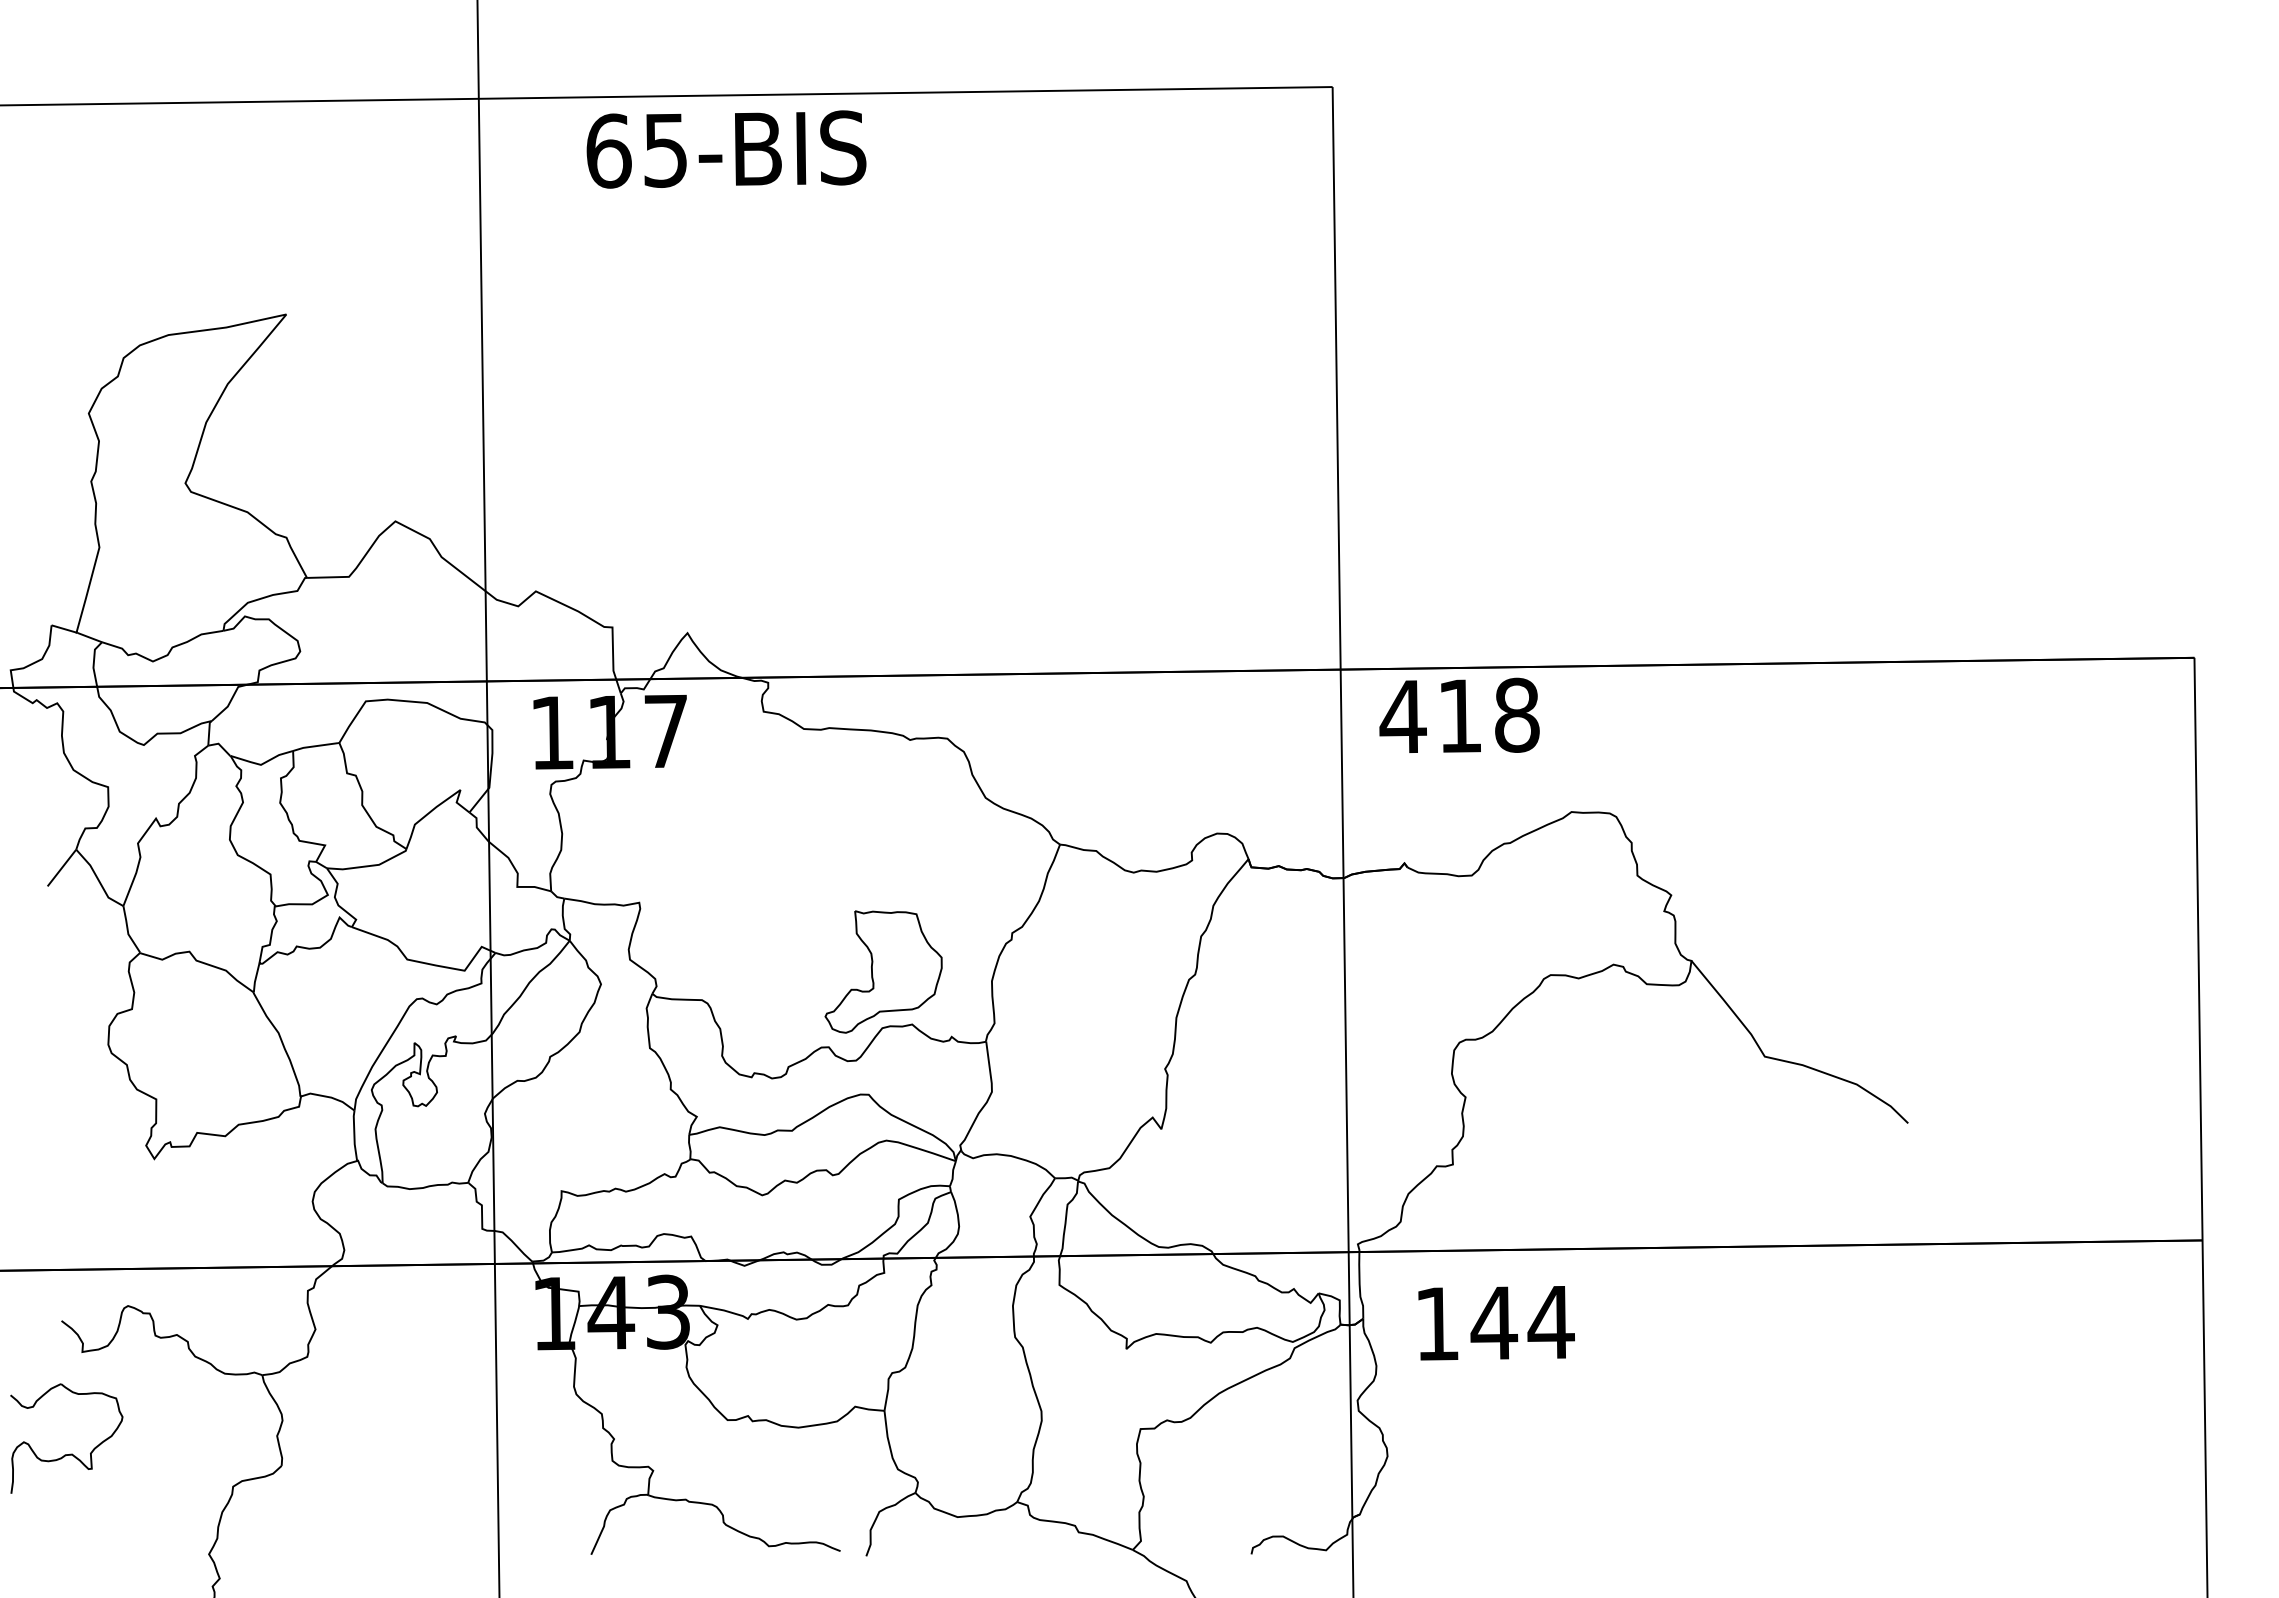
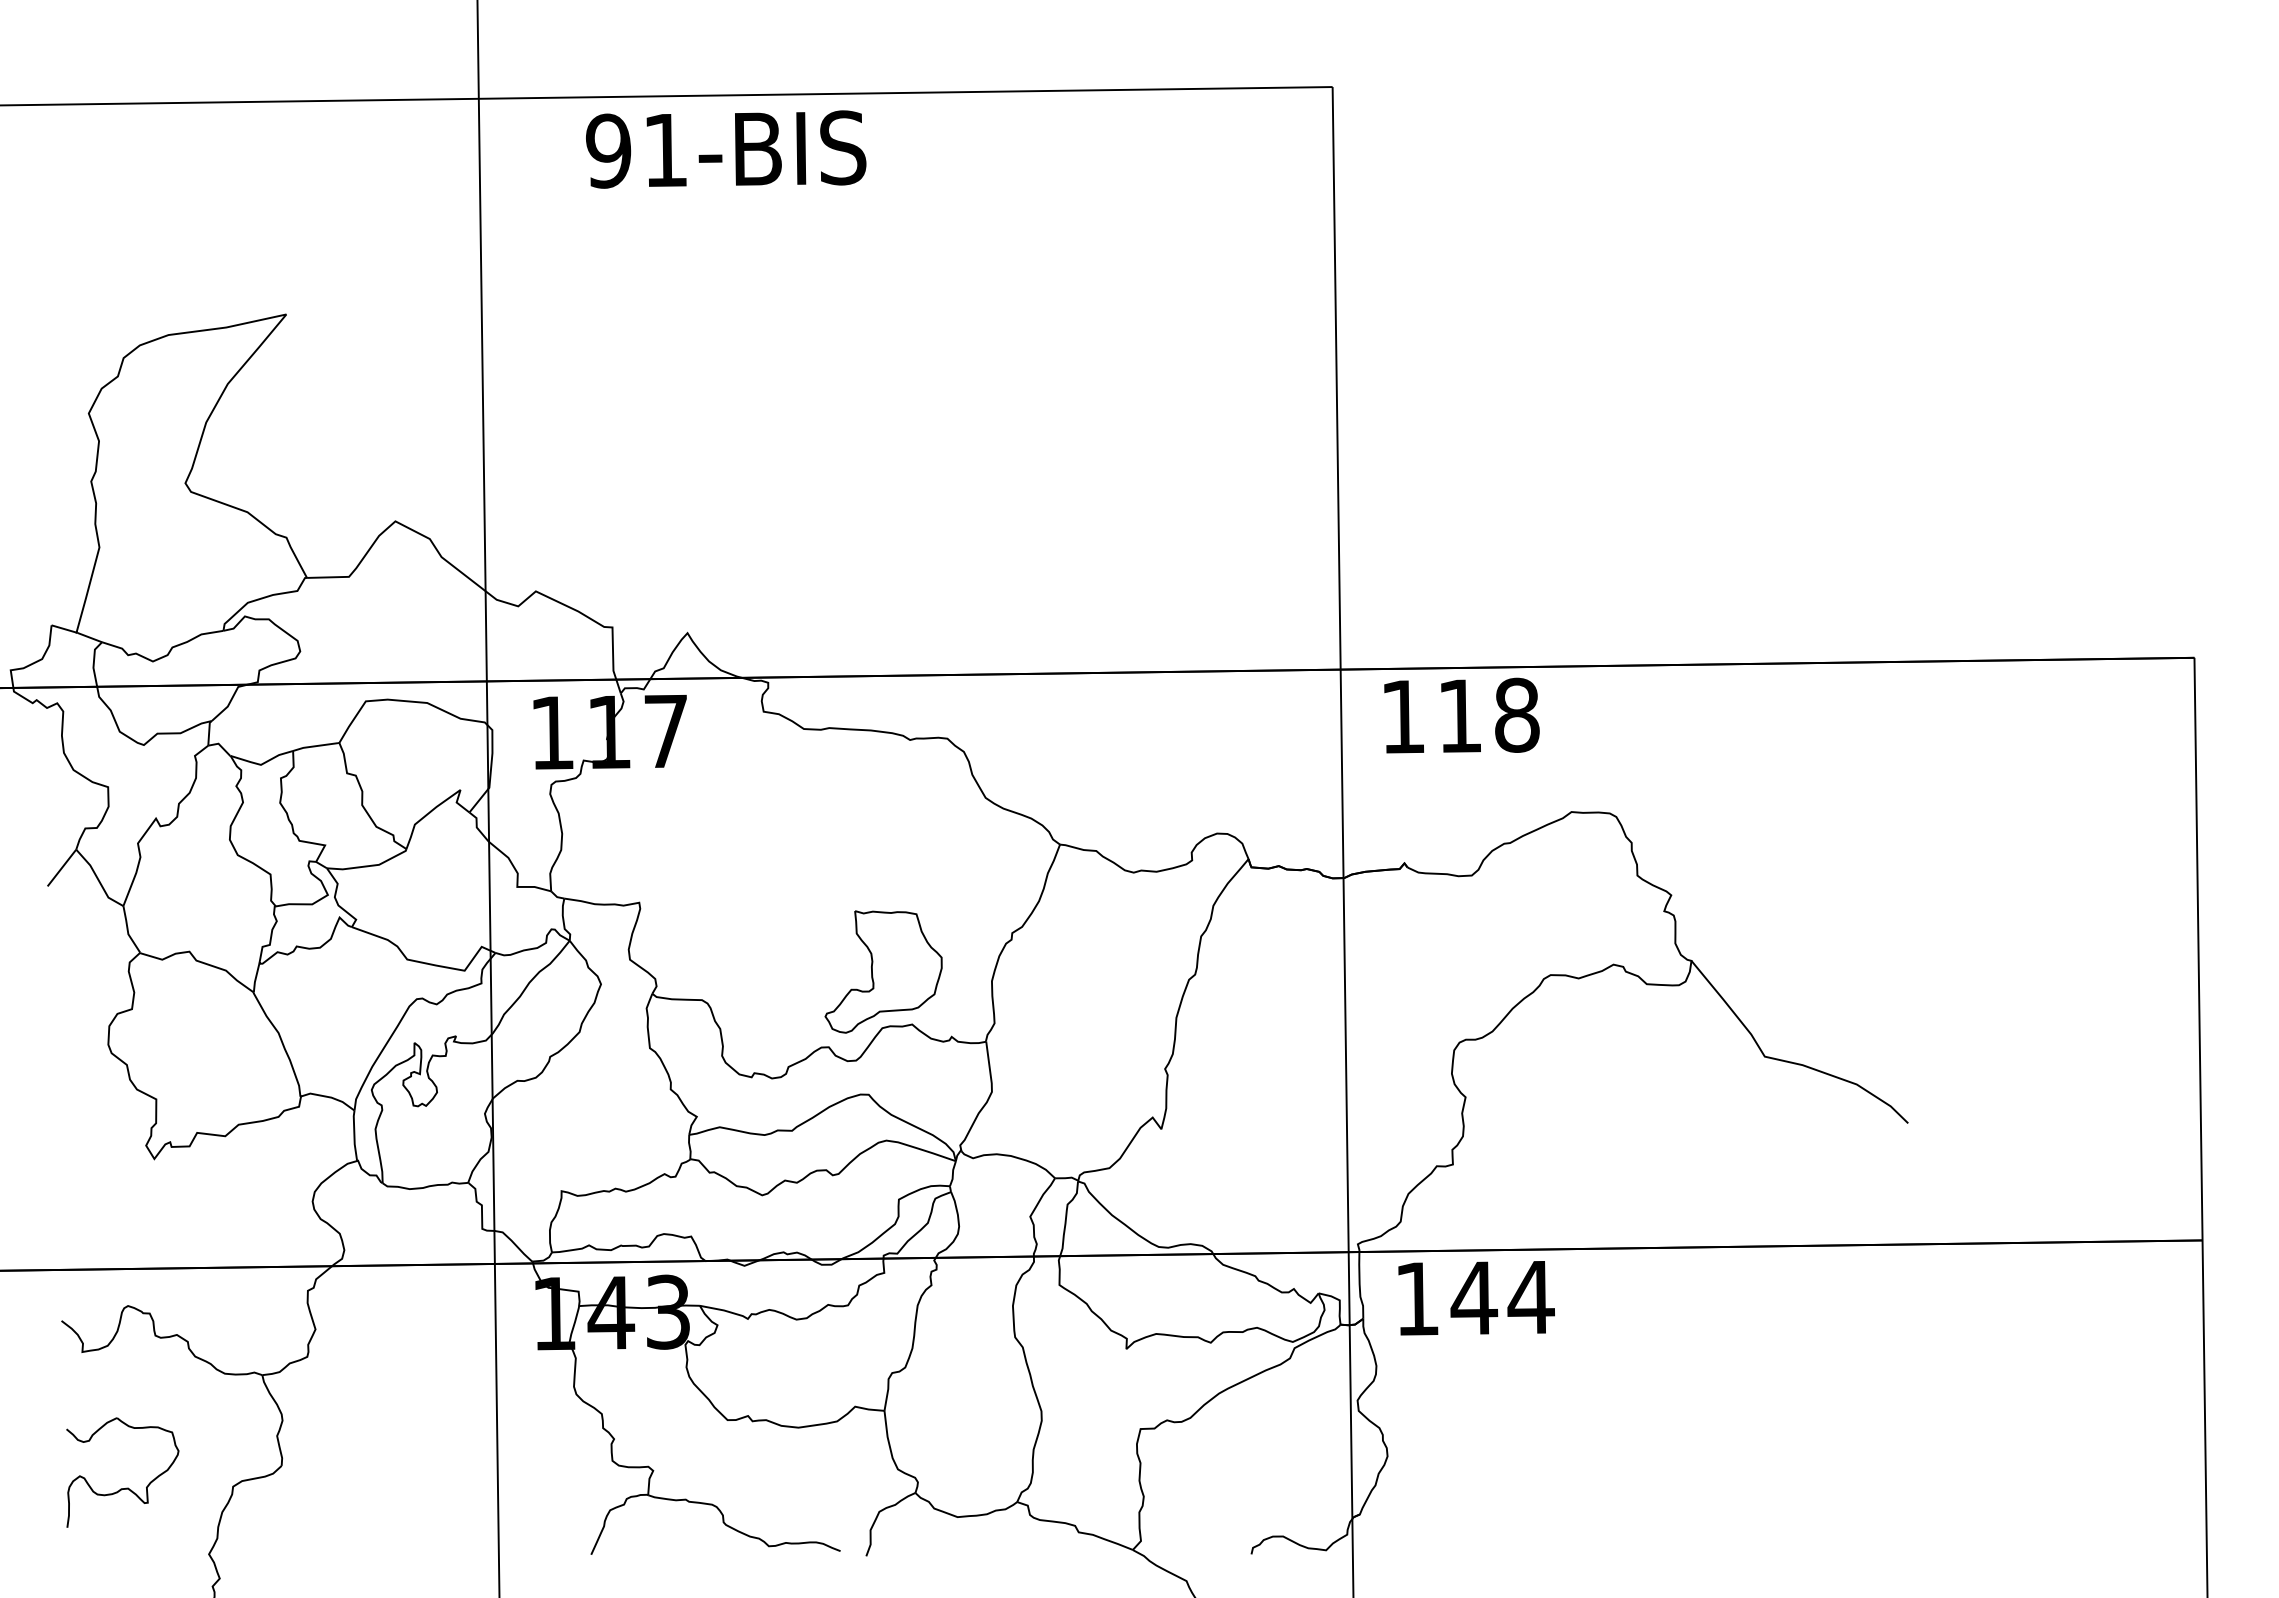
text: 65-BIS -> 91-BIS (636, 150)
text: 418 -> 118 (1402, 716)
text position: (1496, 1323) -> (1476, 1298) (1476, 1298)
part position: (70, 1453) -> (126, 1487) (126, 1487)
